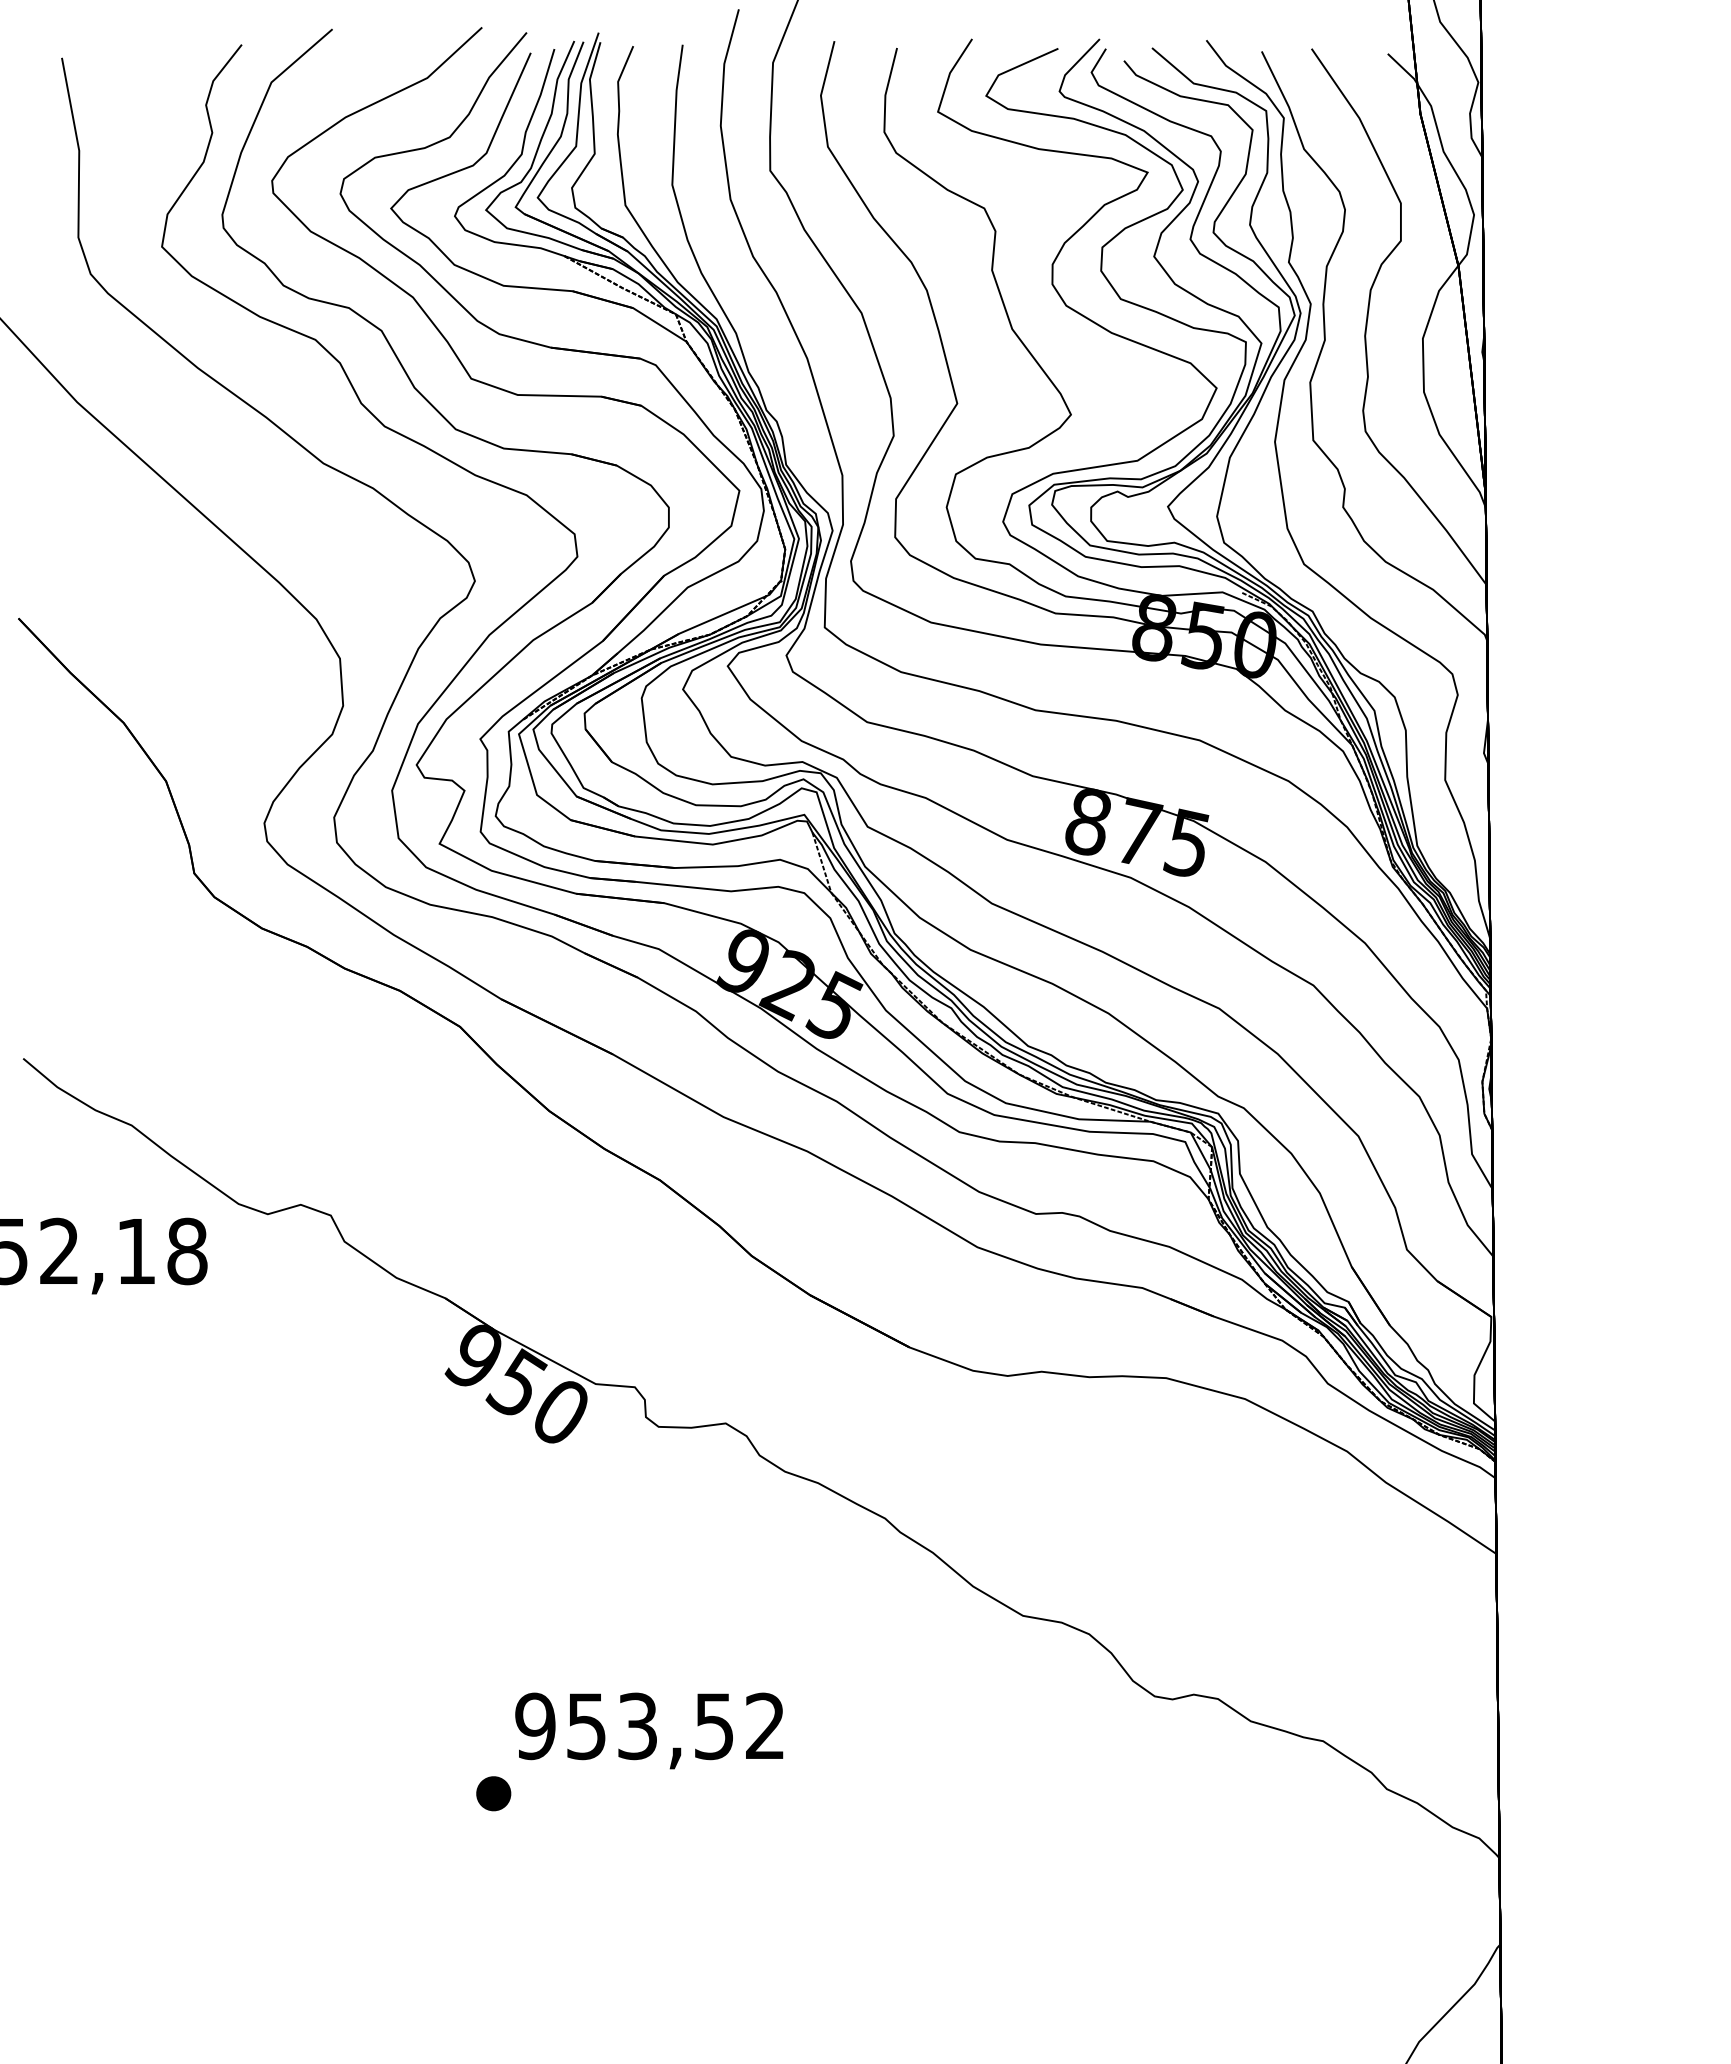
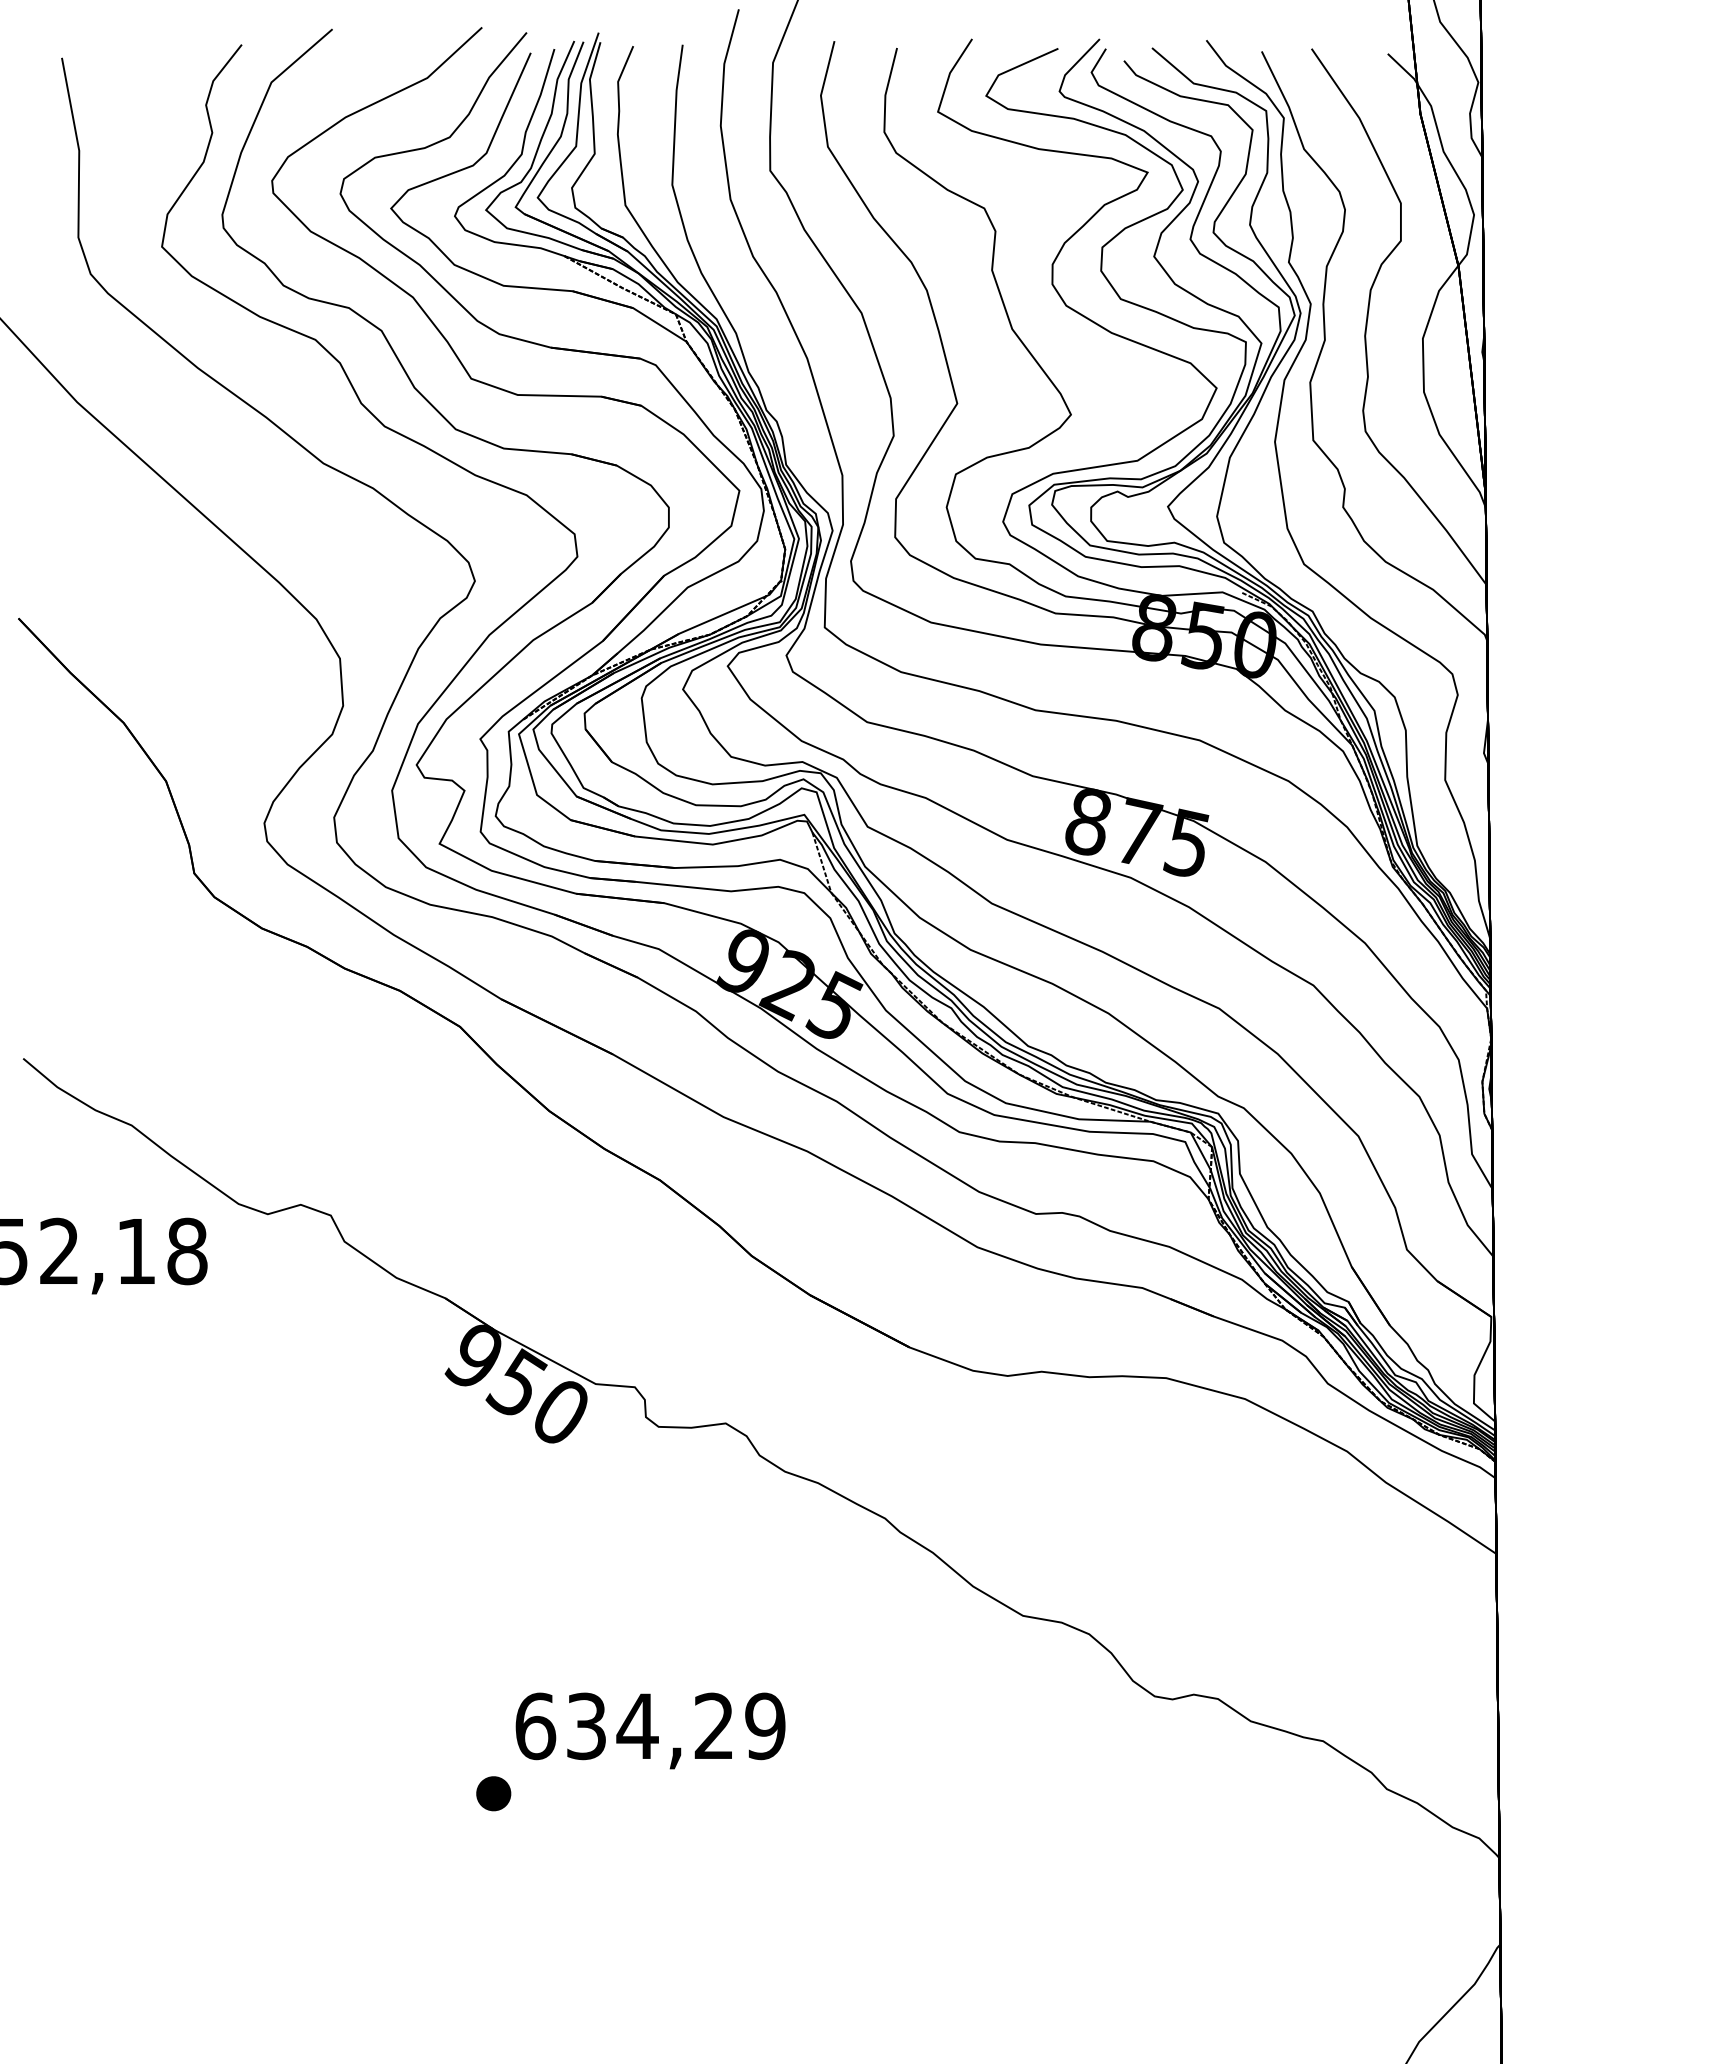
text: 953,52 -> 634,29 (650, 1726)
